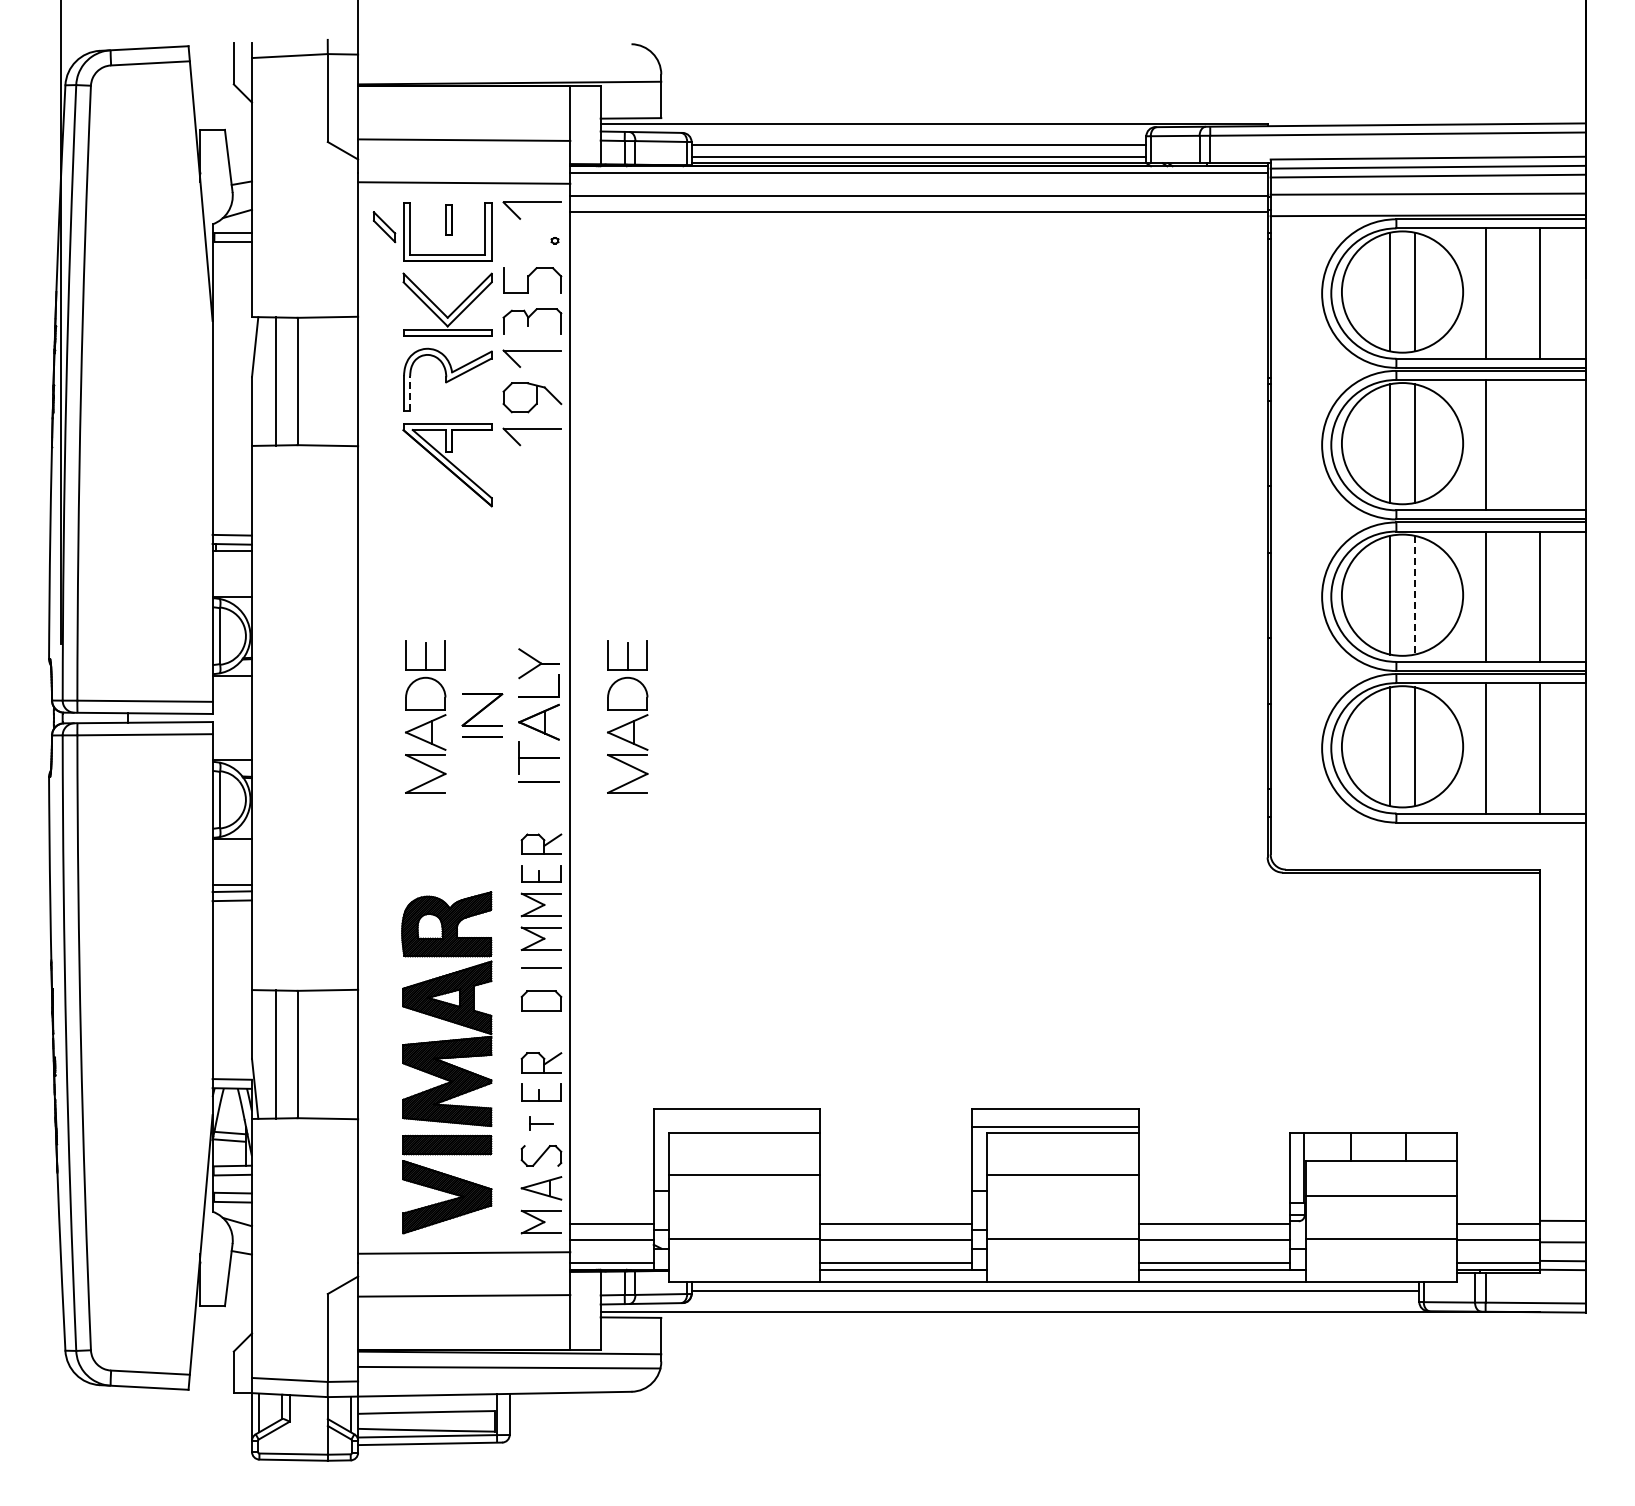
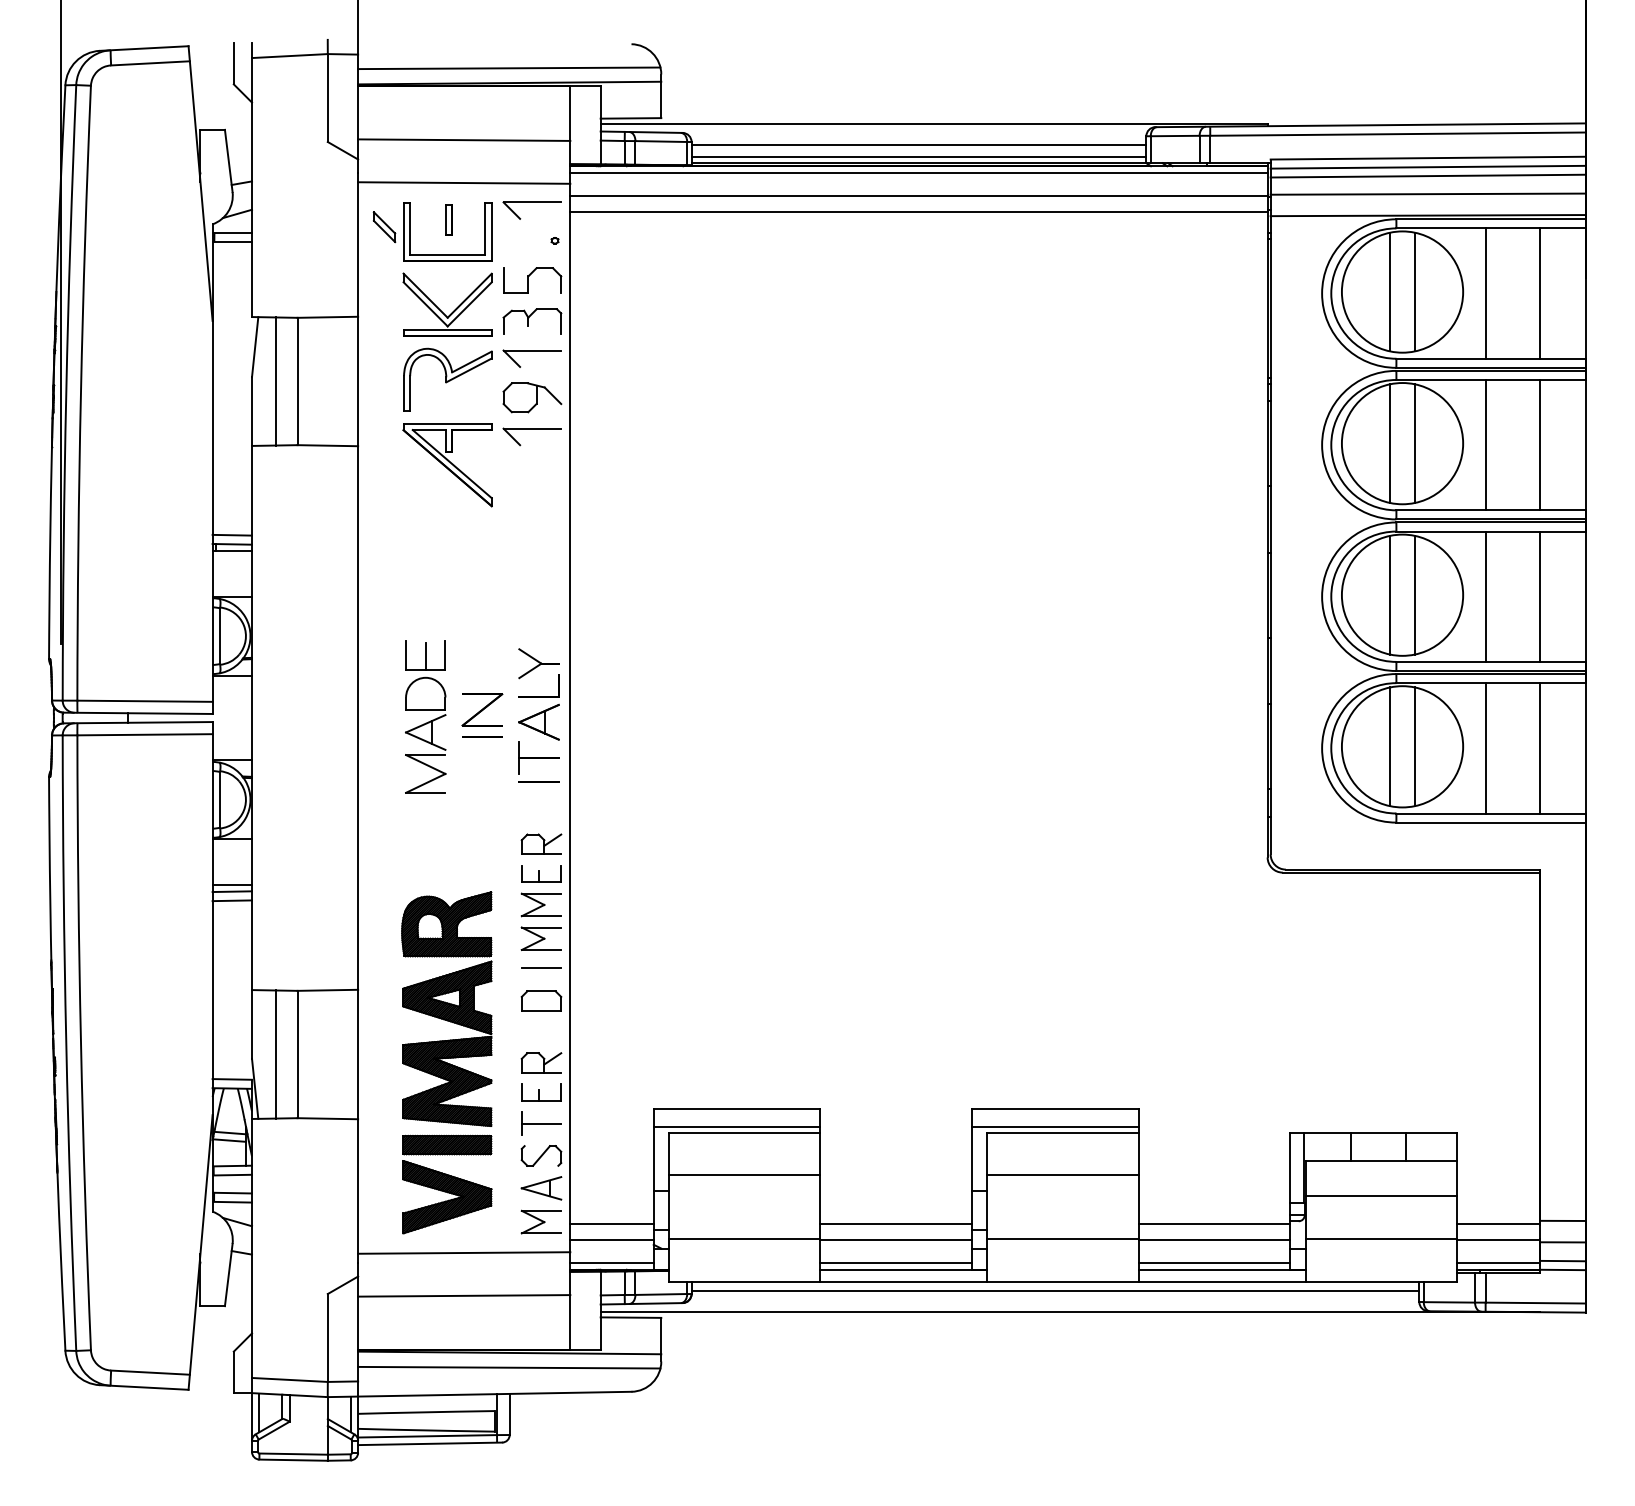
line: none -> present (509, 68)
line: dashed -> solid (410, 393)
line: none -> present (1540, 444)
line: dashed -> solid (1414, 595)
part: present -> none (627, 716)
part size: 25x15 px -> 41x25 px (541, 1123)
line: none -> present (736, 1127)
